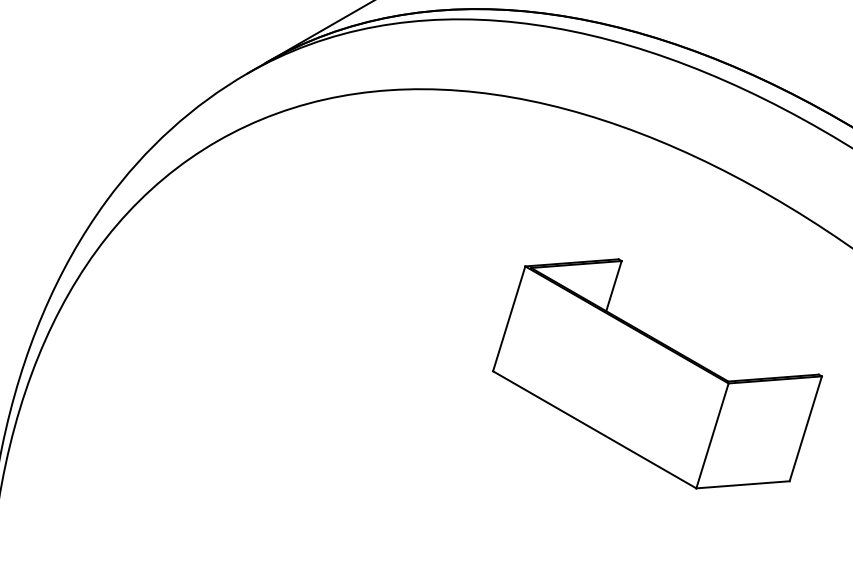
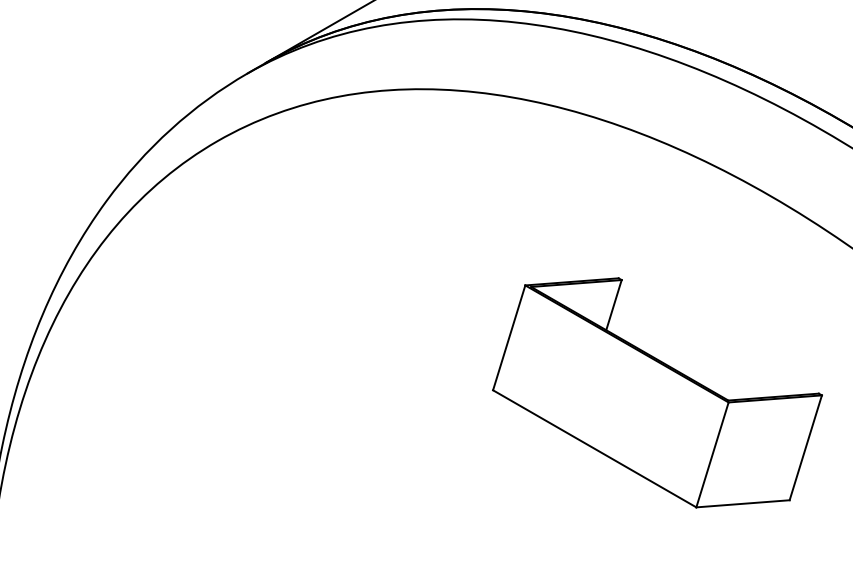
part position: (657, 373) -> (657, 392) (657, 392)
